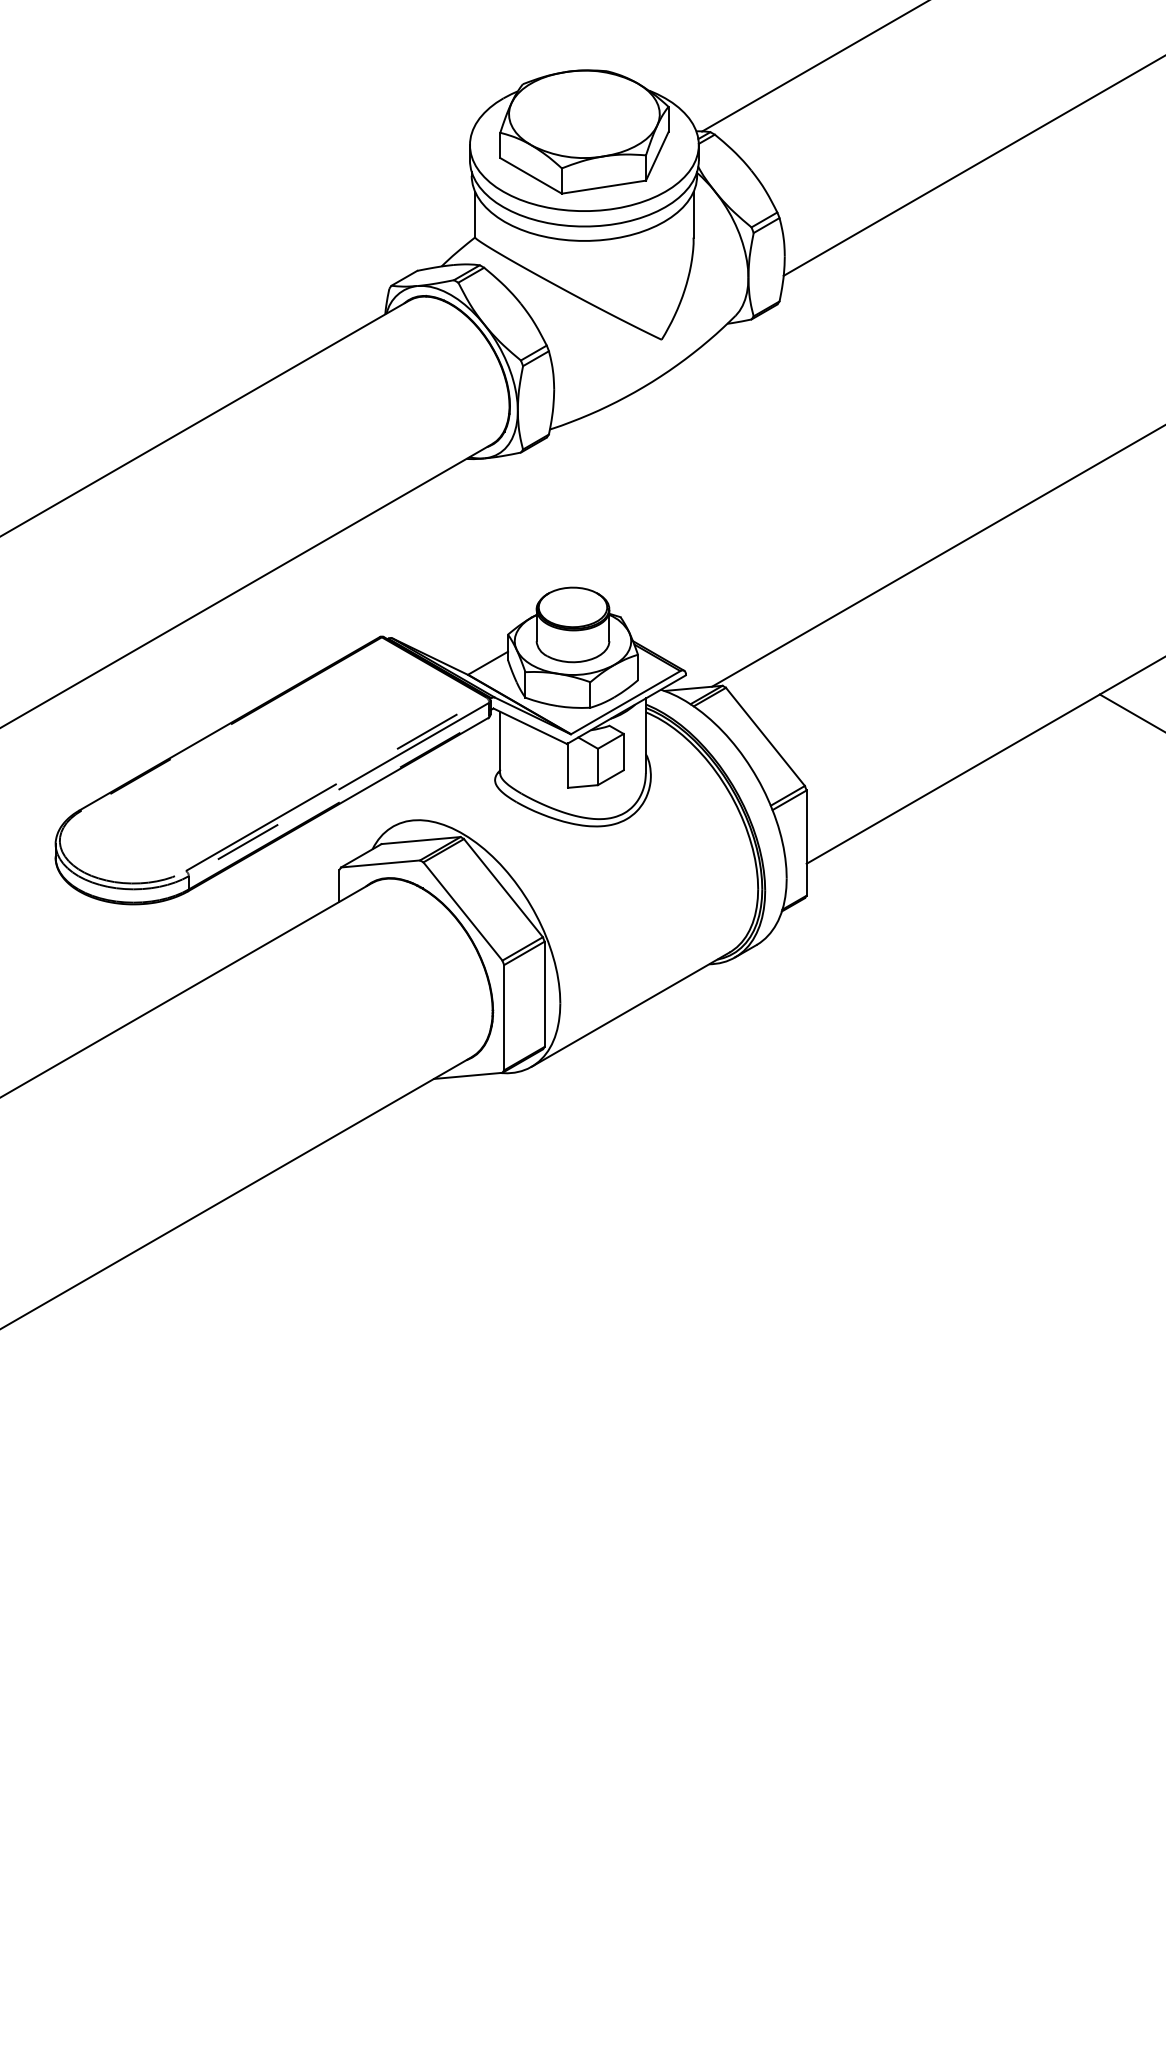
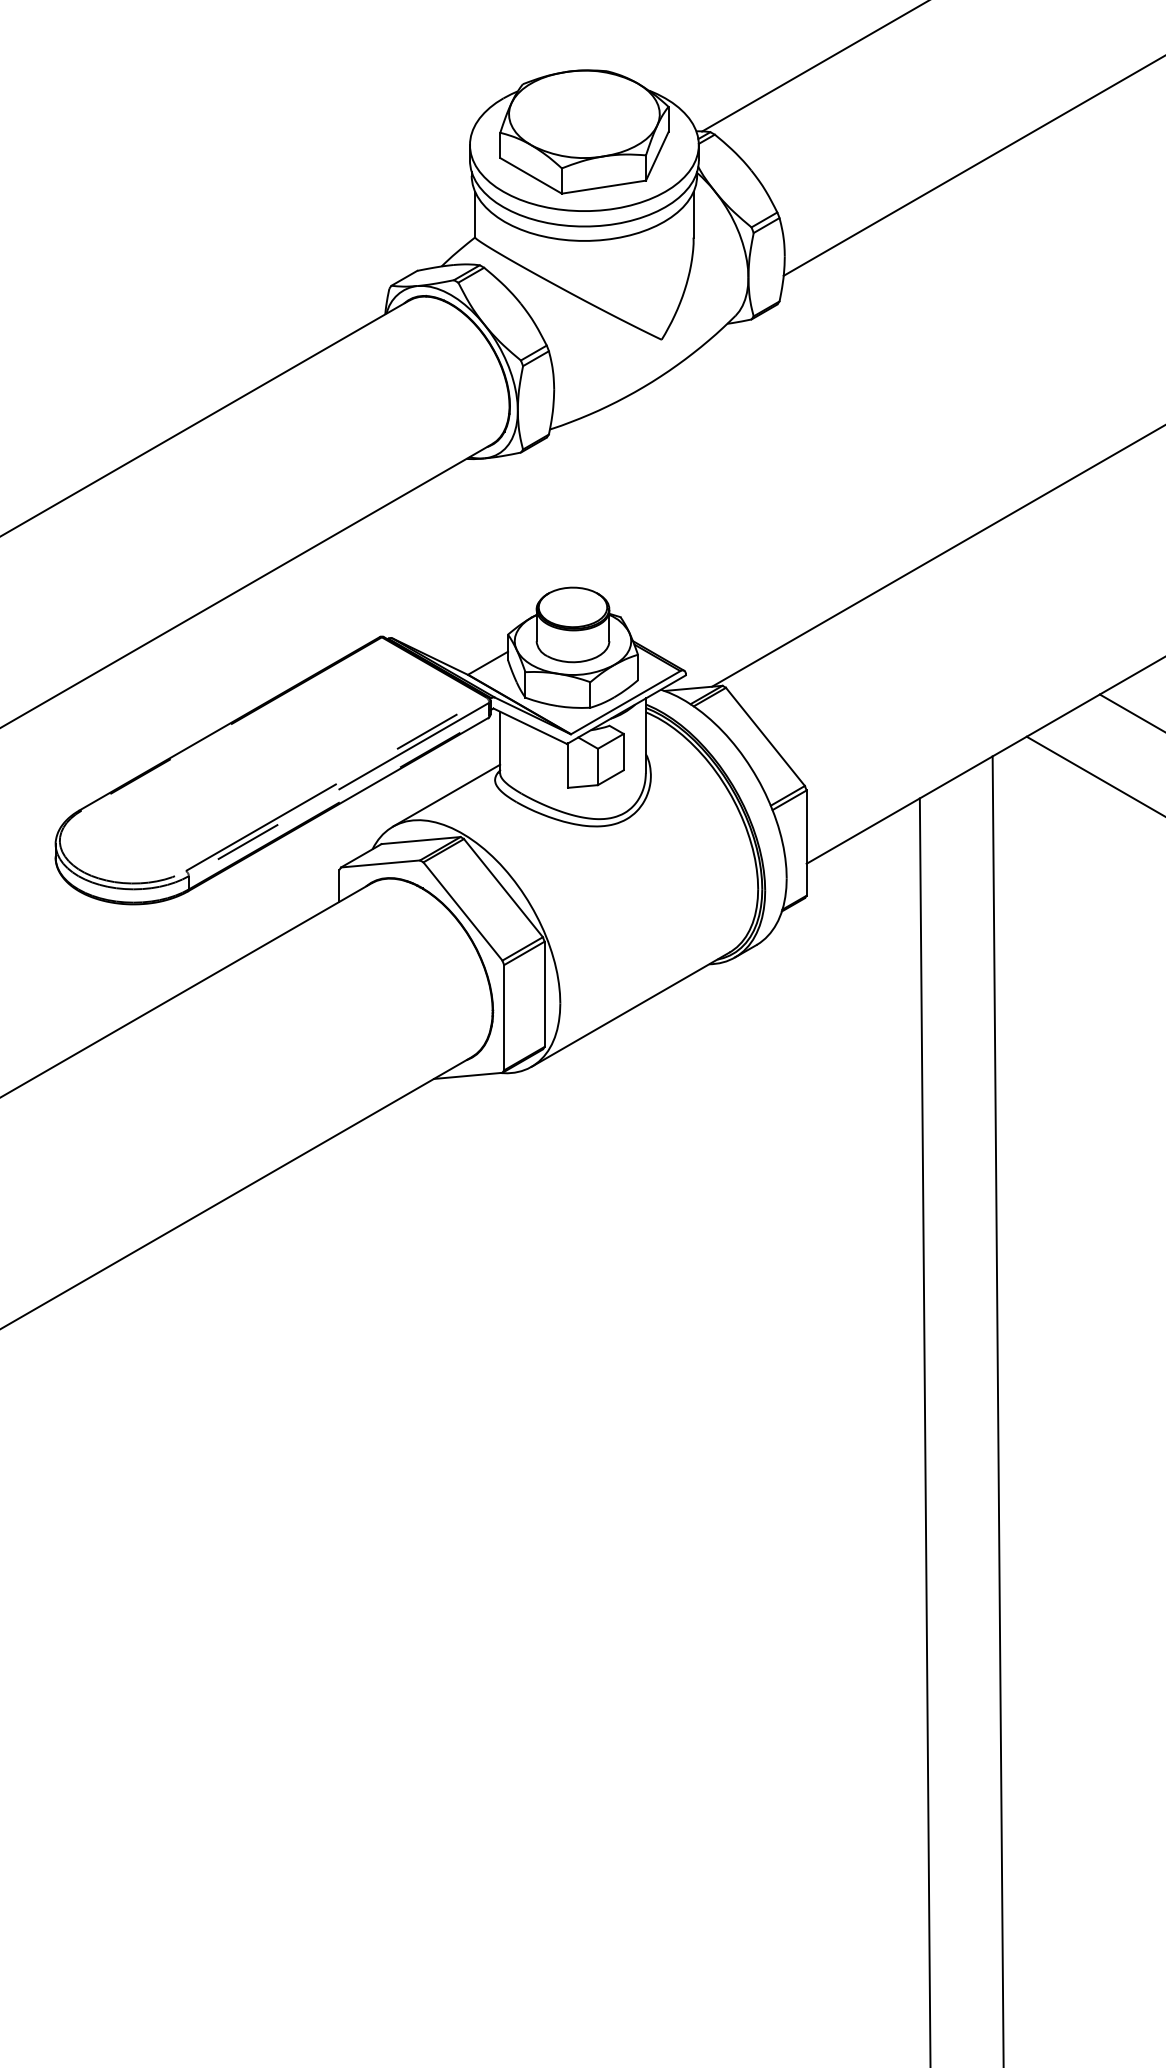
line: none -> present (1094, 775)
line: none -> present (446, 795)
line: none -> present (997, 1410)
line: none -> present (924, 1431)
